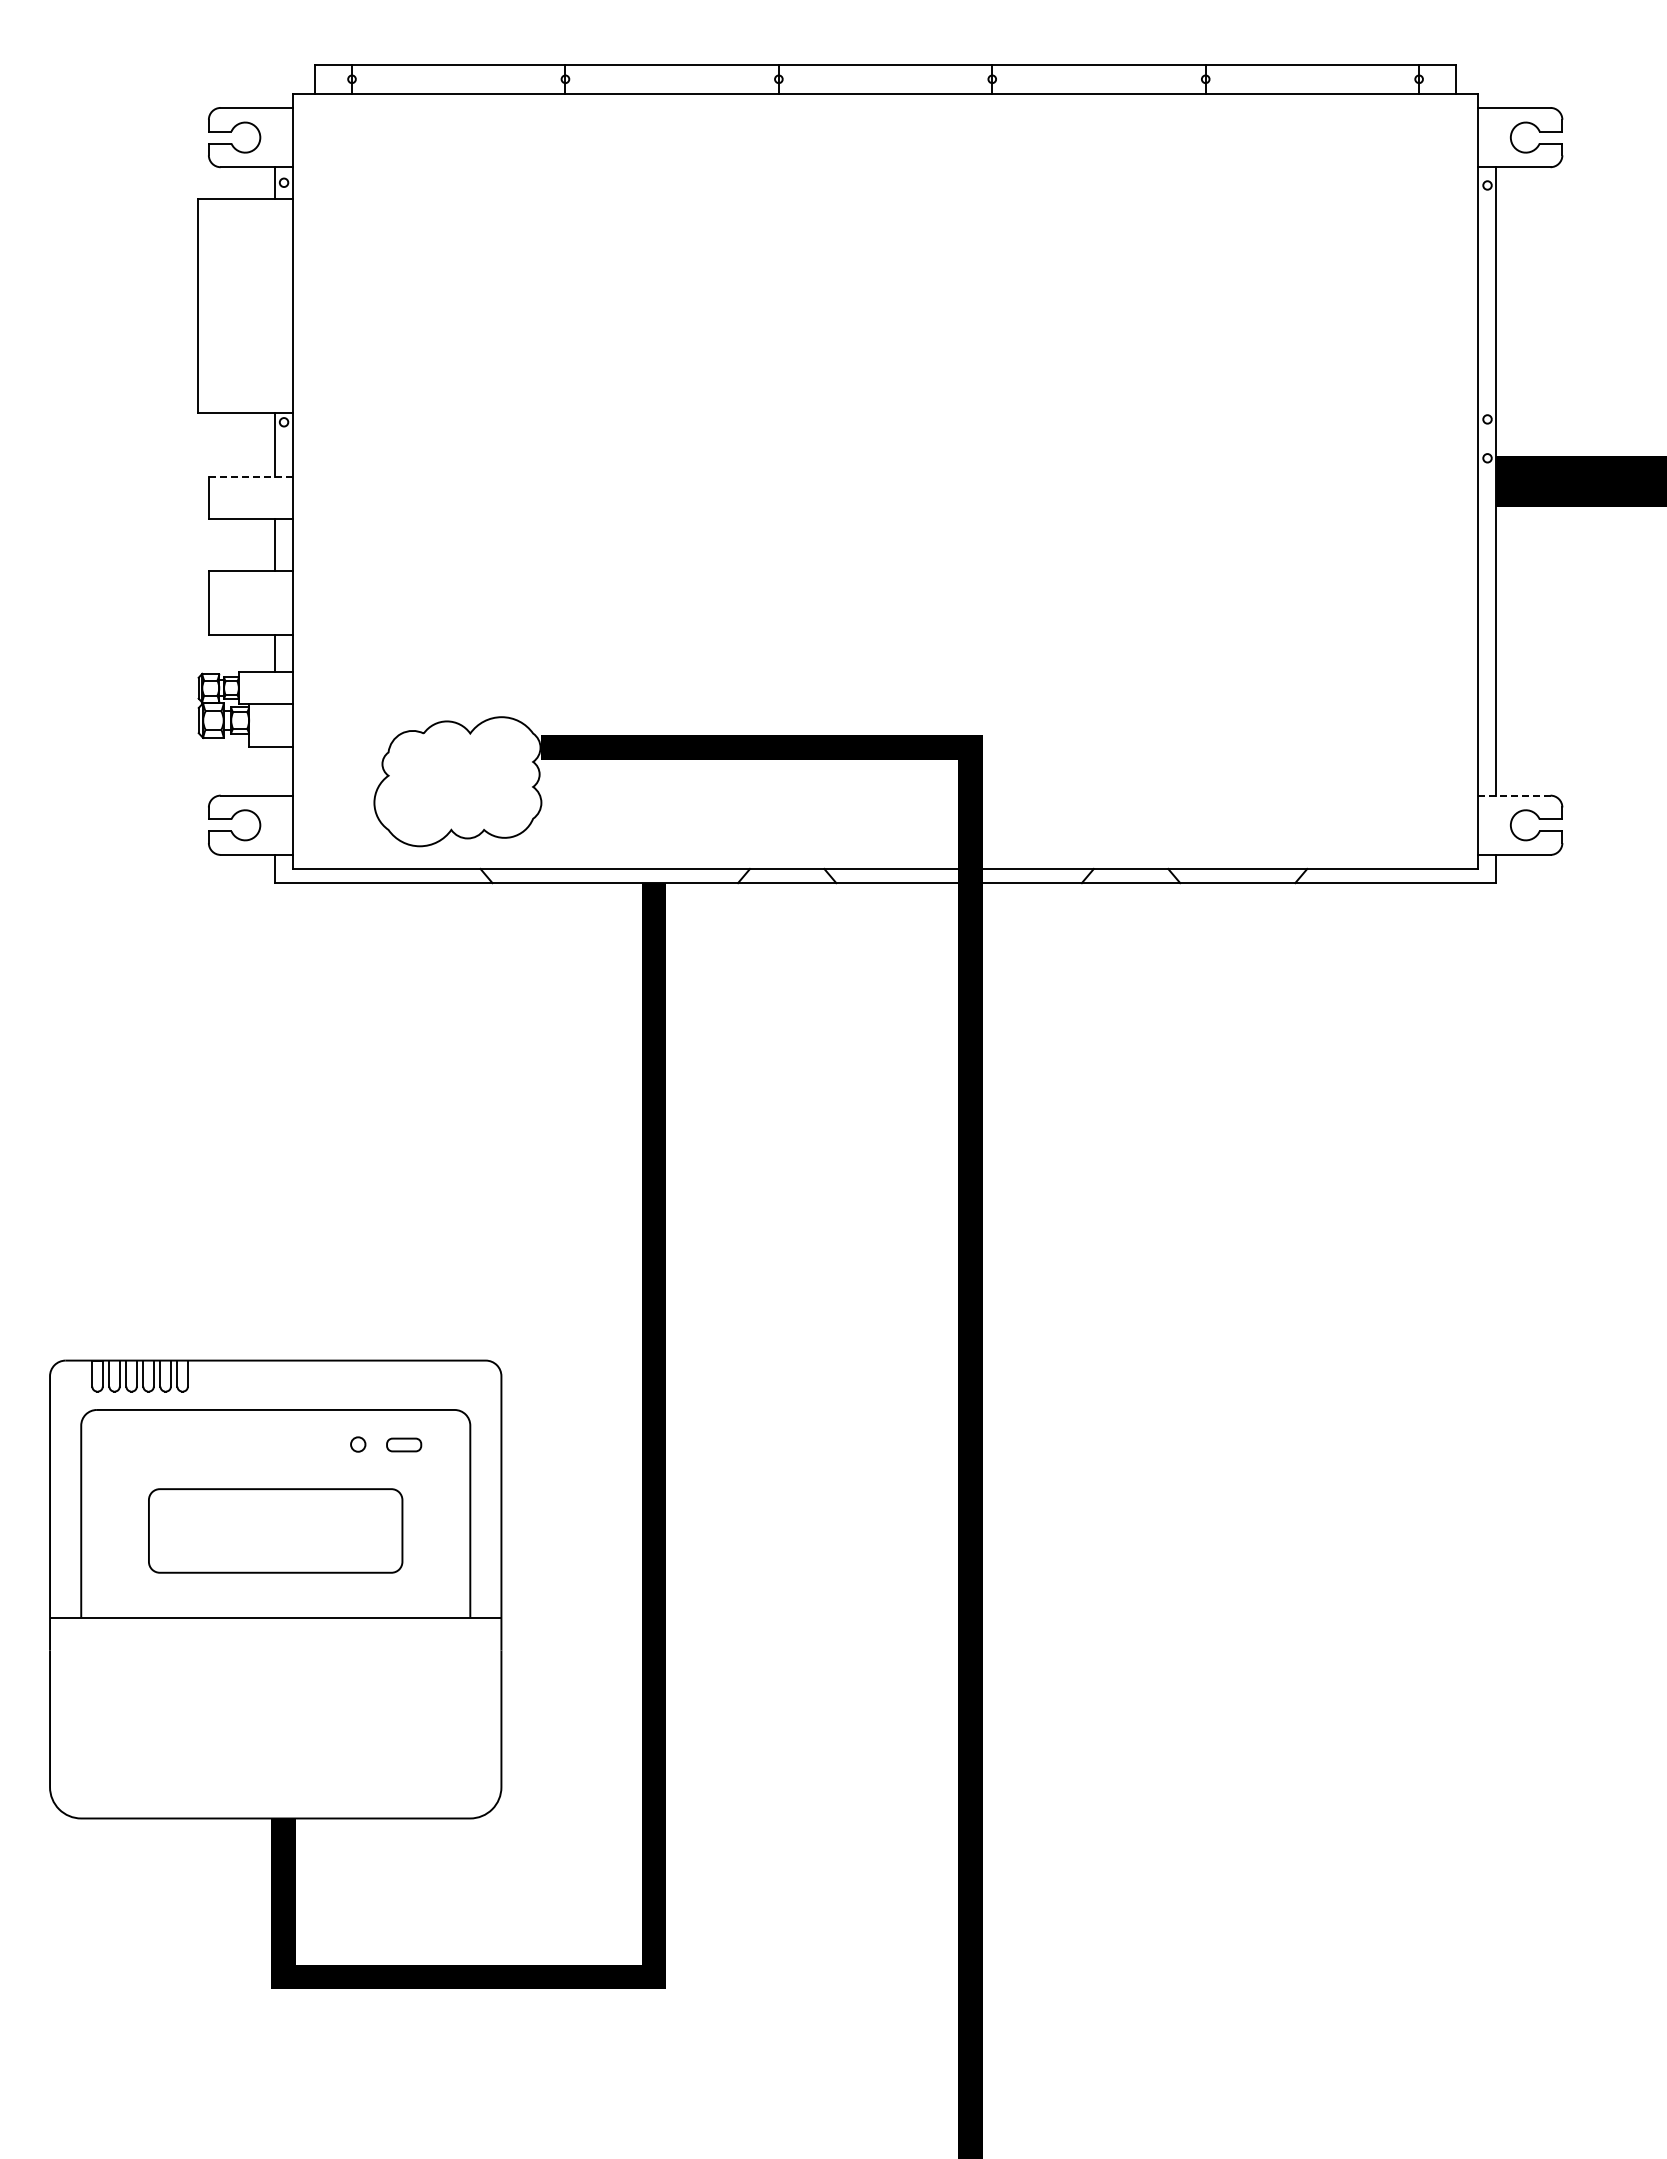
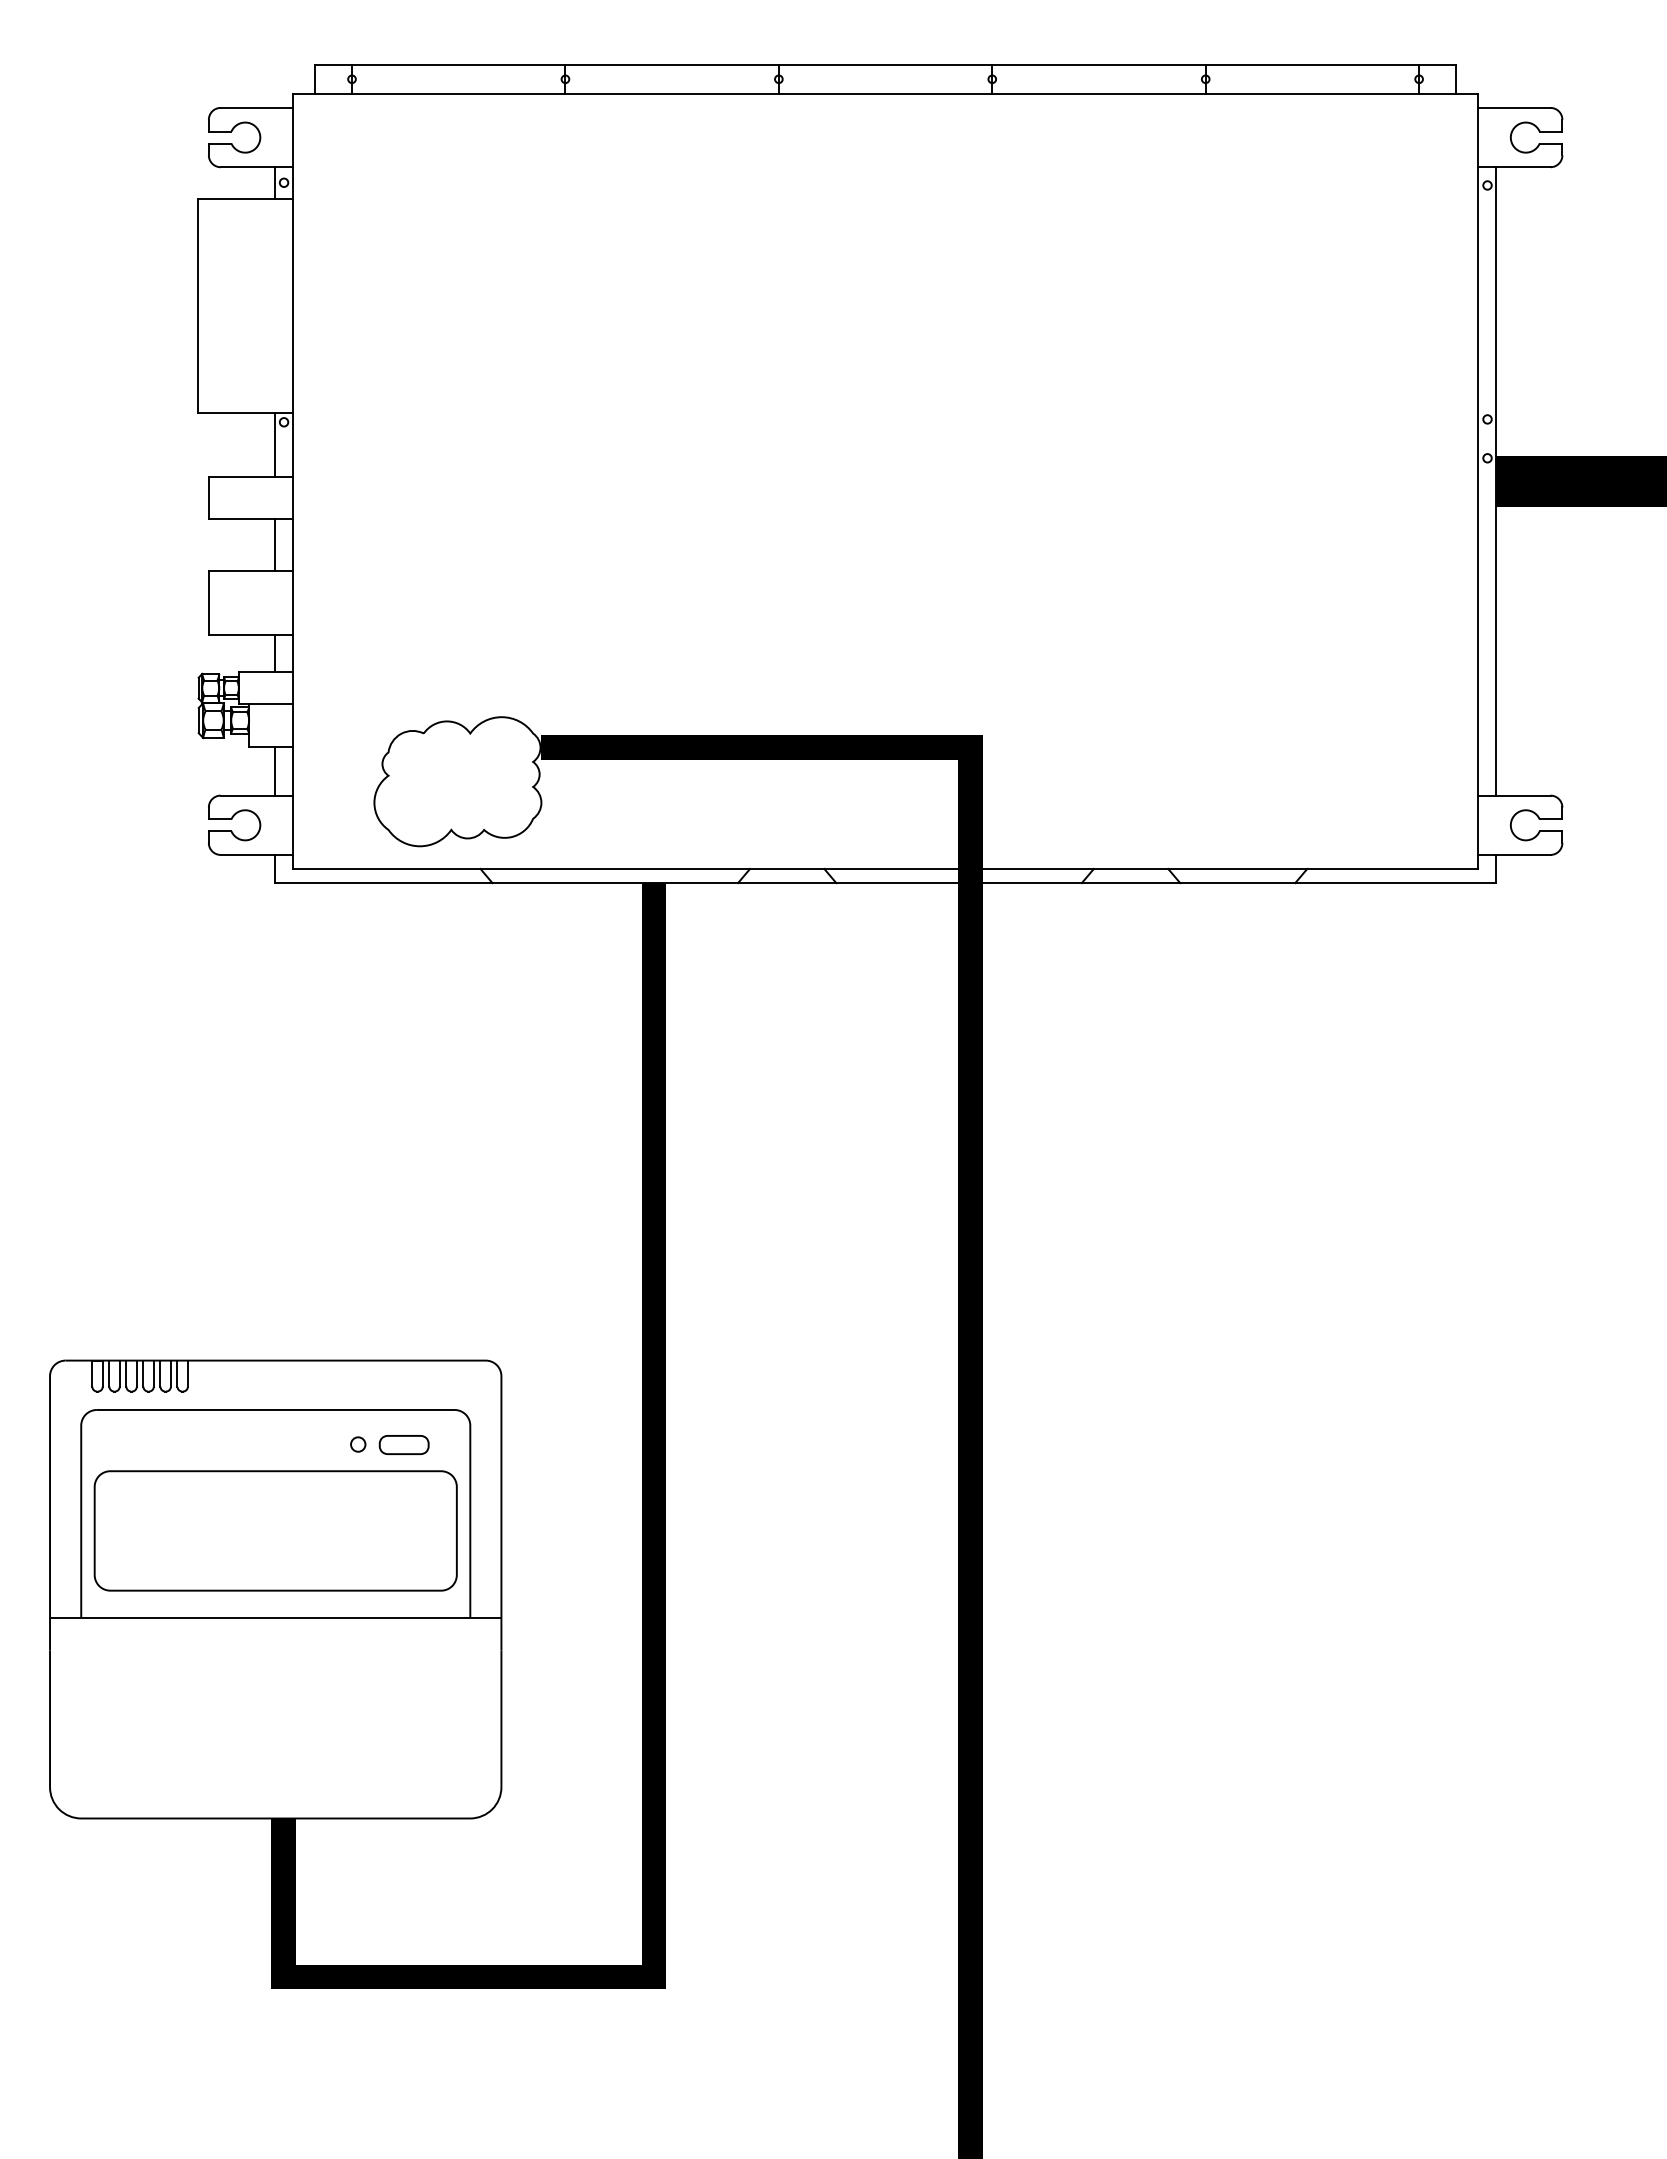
line: dashed -> solid (250, 476)
line: none -> present (275, 770)
line: dashed -> solid (1514, 795)
part size: 37x16 px -> 52x20 px (403, 1444)
part size: 256x86 px -> 365x122 px (275, 1530)
